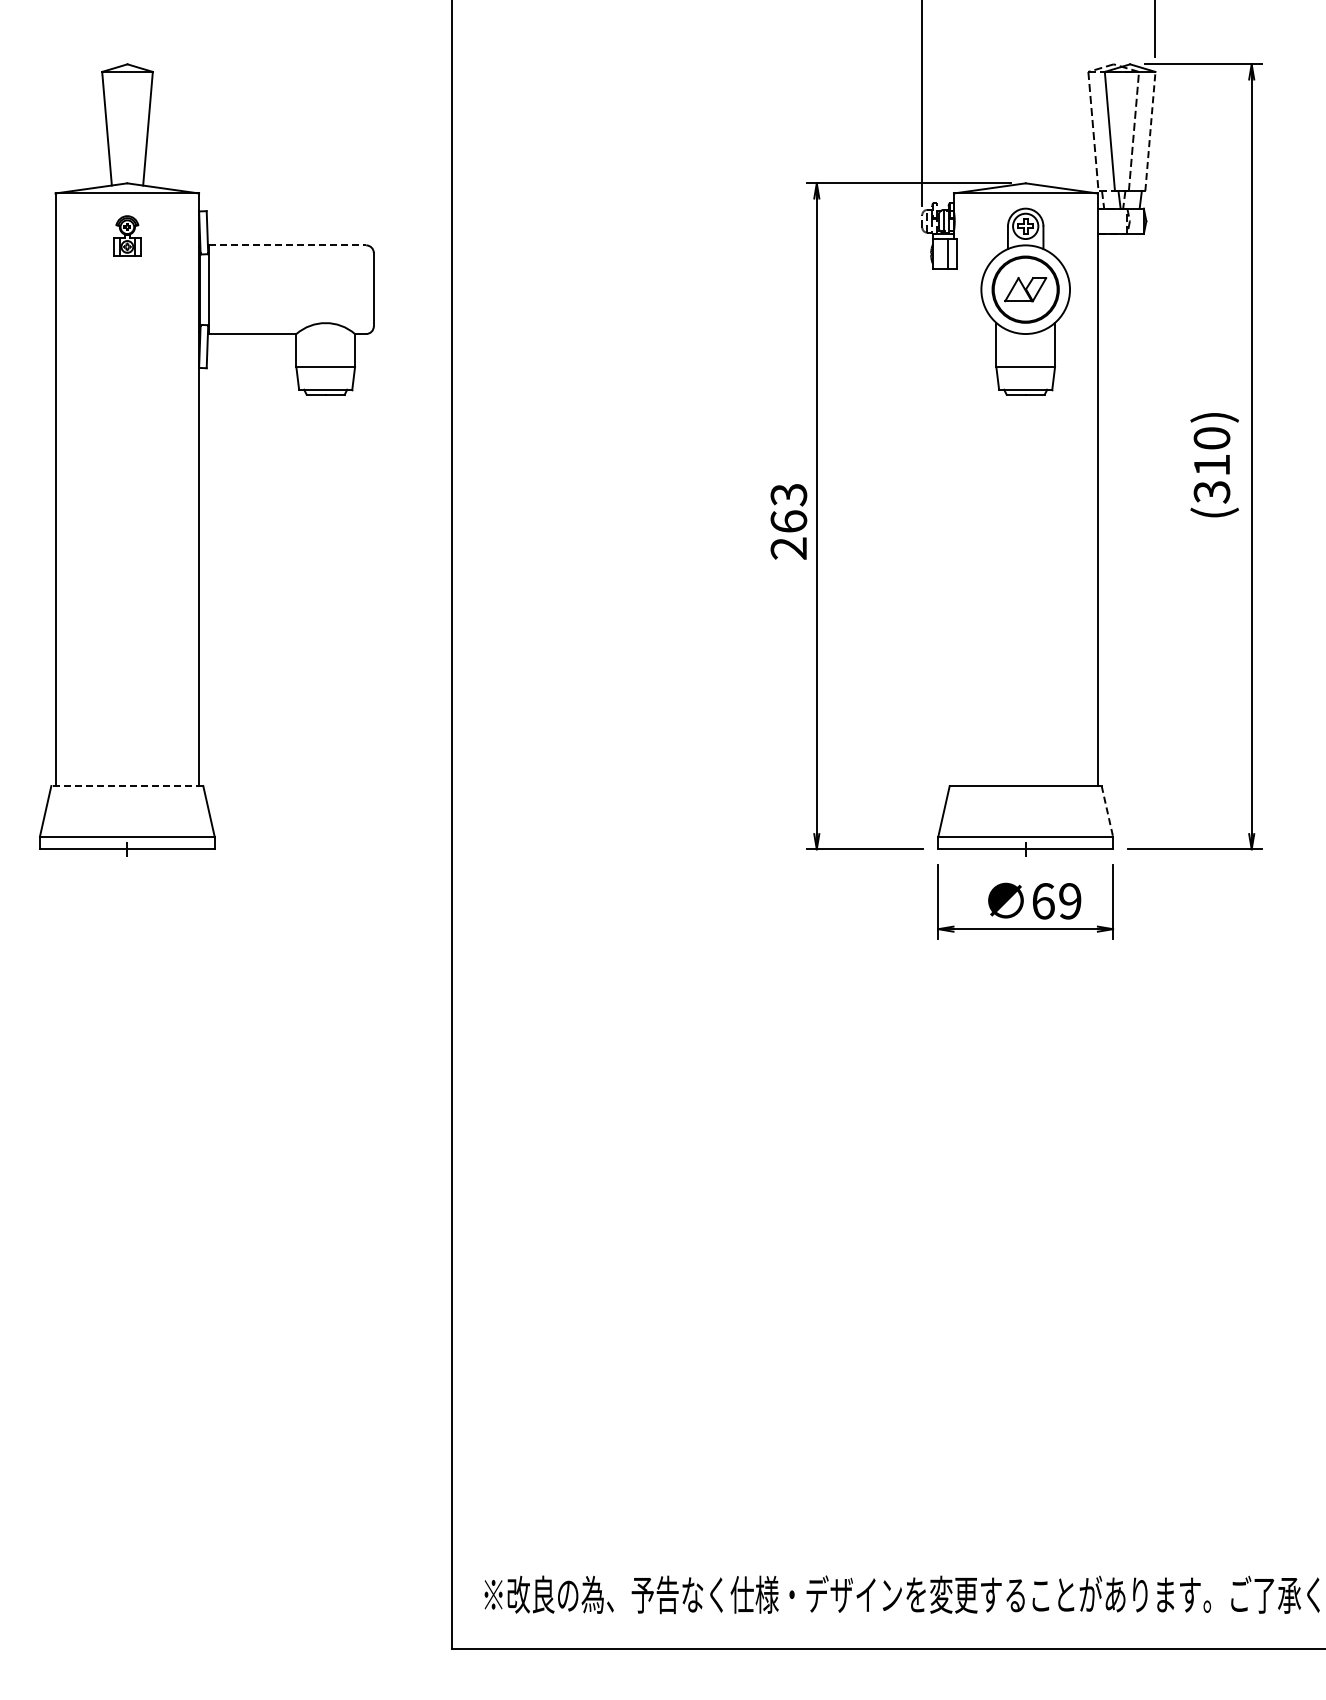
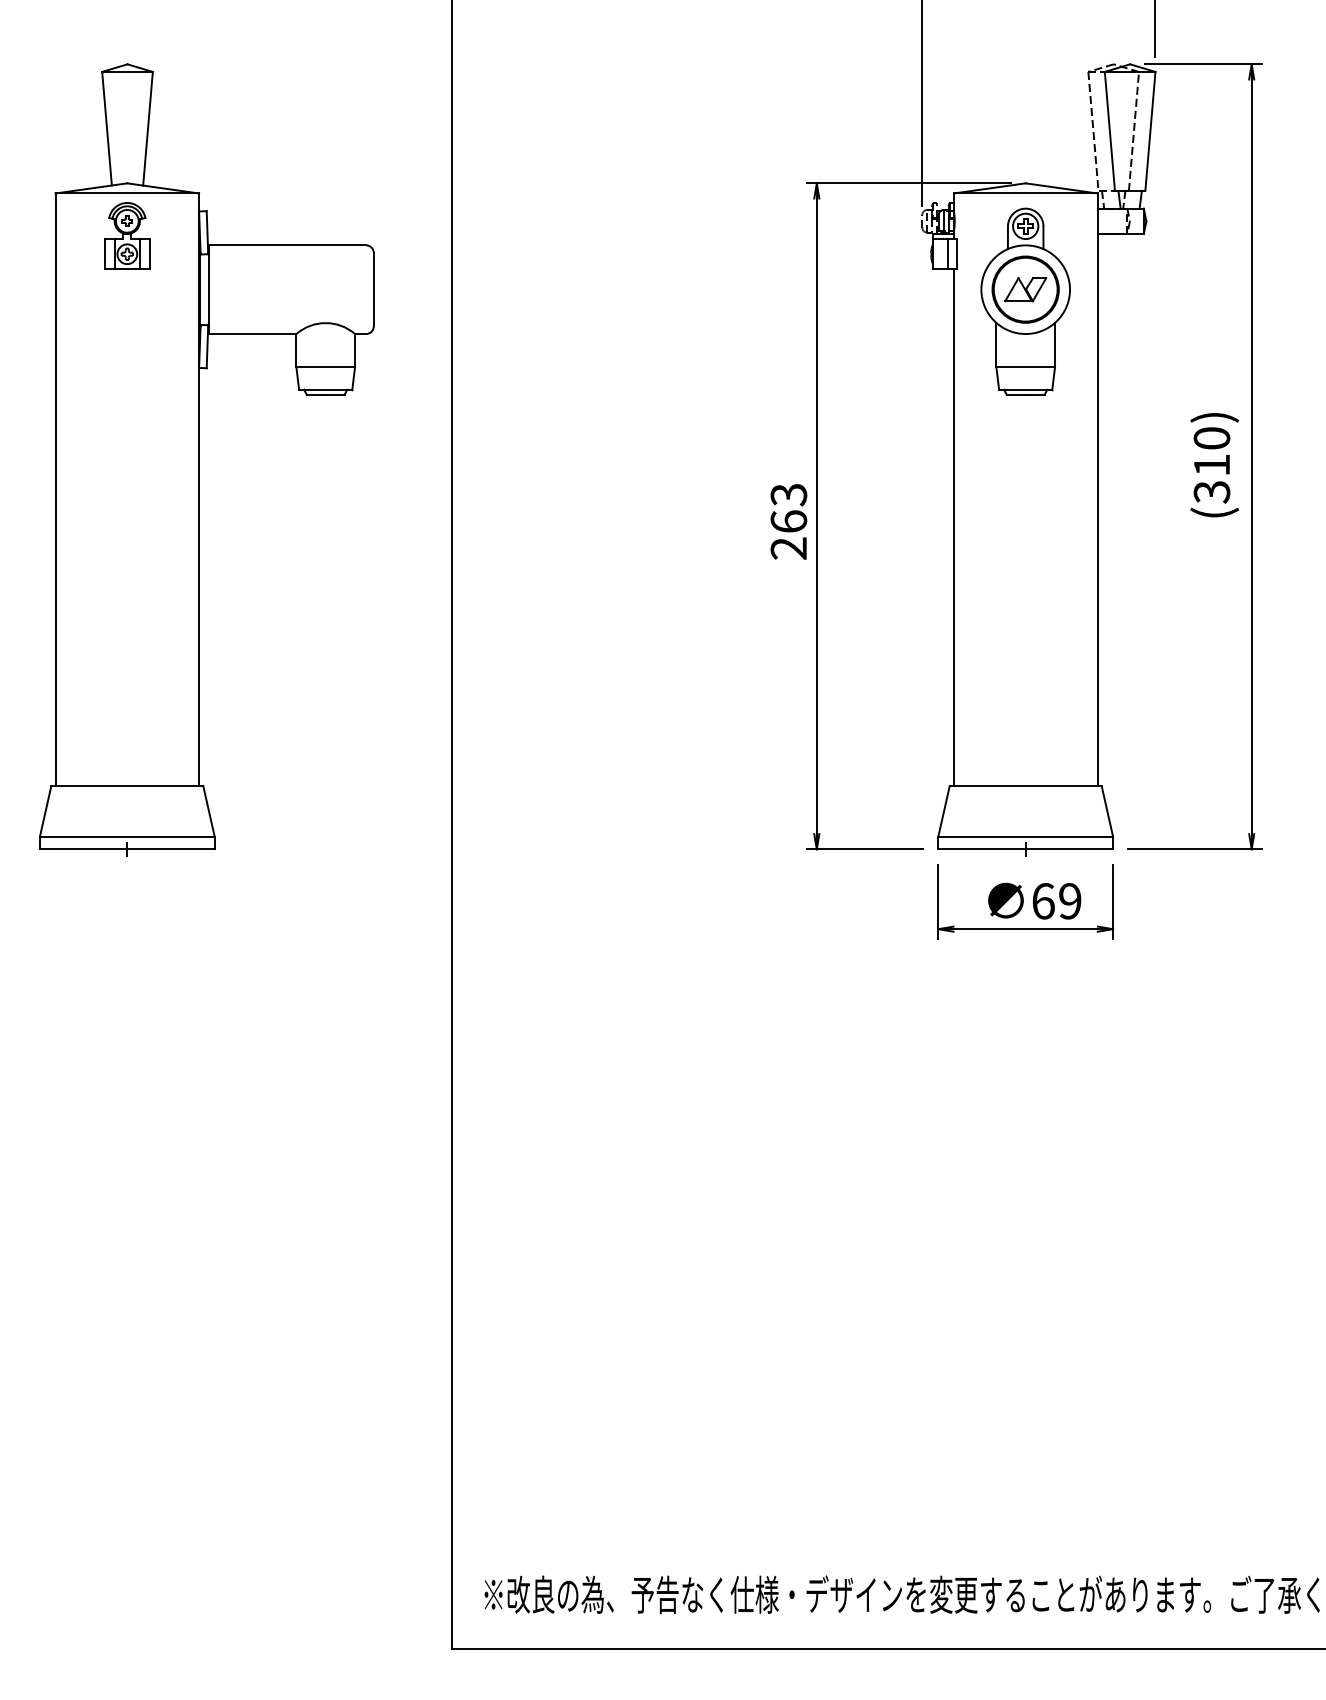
line: dashed -> solid (1150, 131)
part size: 29x42 px -> 47x68 px (127, 235)
line: dashed -> solid (288, 245)
line: none -> present (953, 527)
line: dashed -> solid (127, 786)
line: dashed -> solid (1107, 811)
